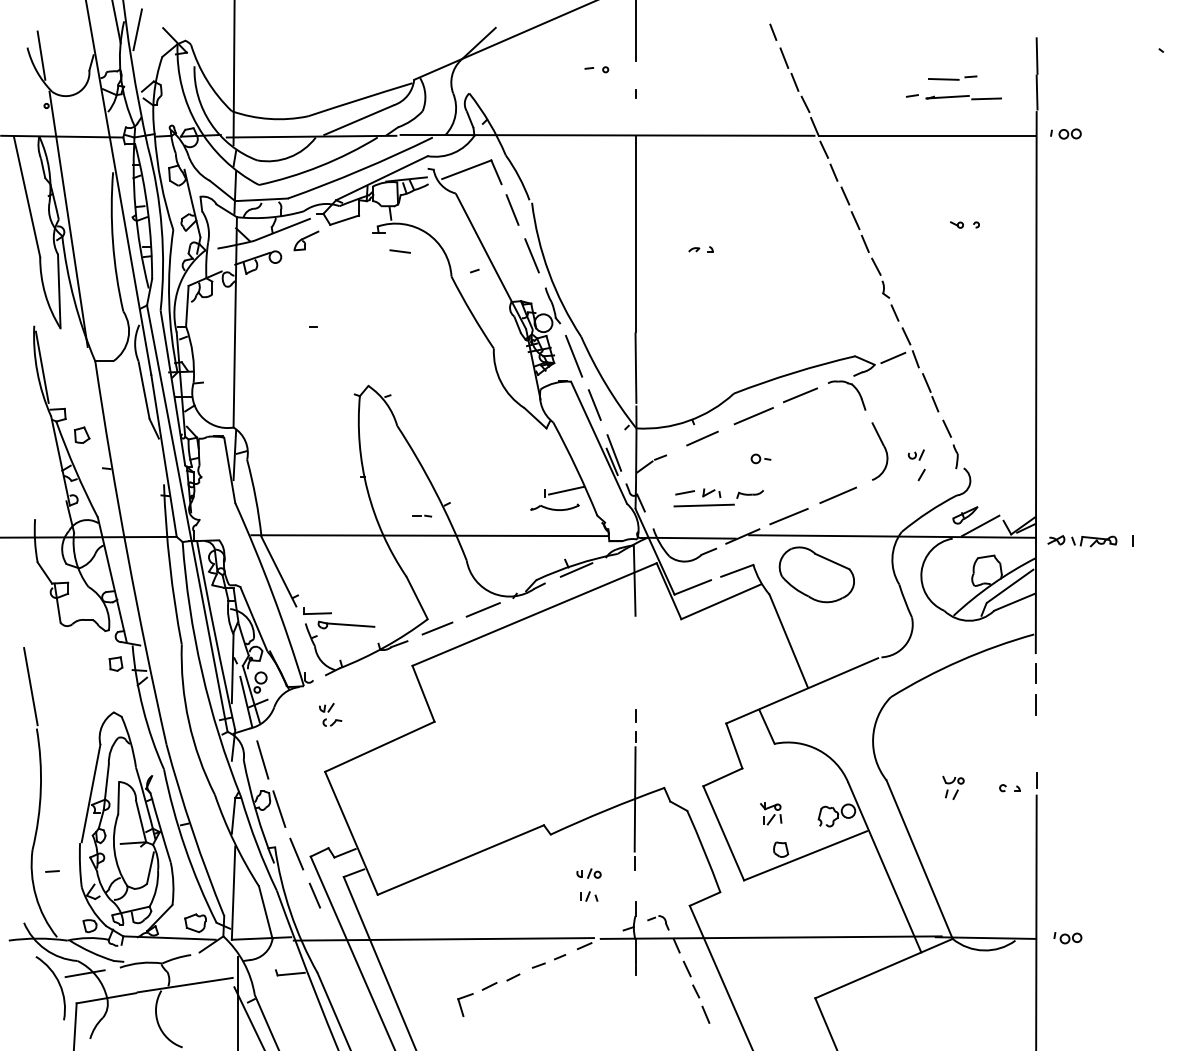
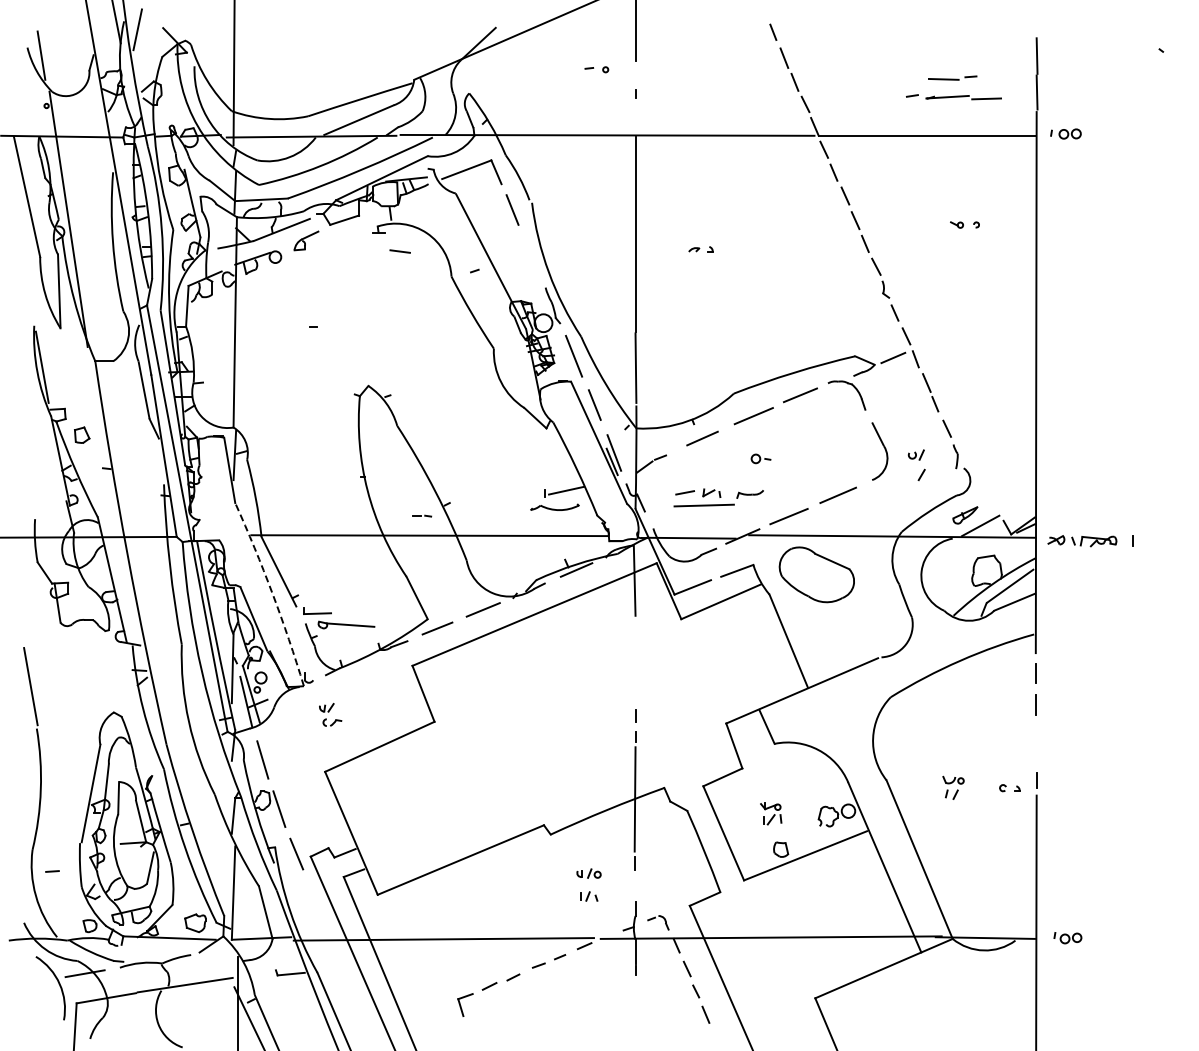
line: present -> none (531, 255)
arc: solid -> dashed (272, 593)
part: present -> none (115, 663)
line: present -> none (314, 895)
